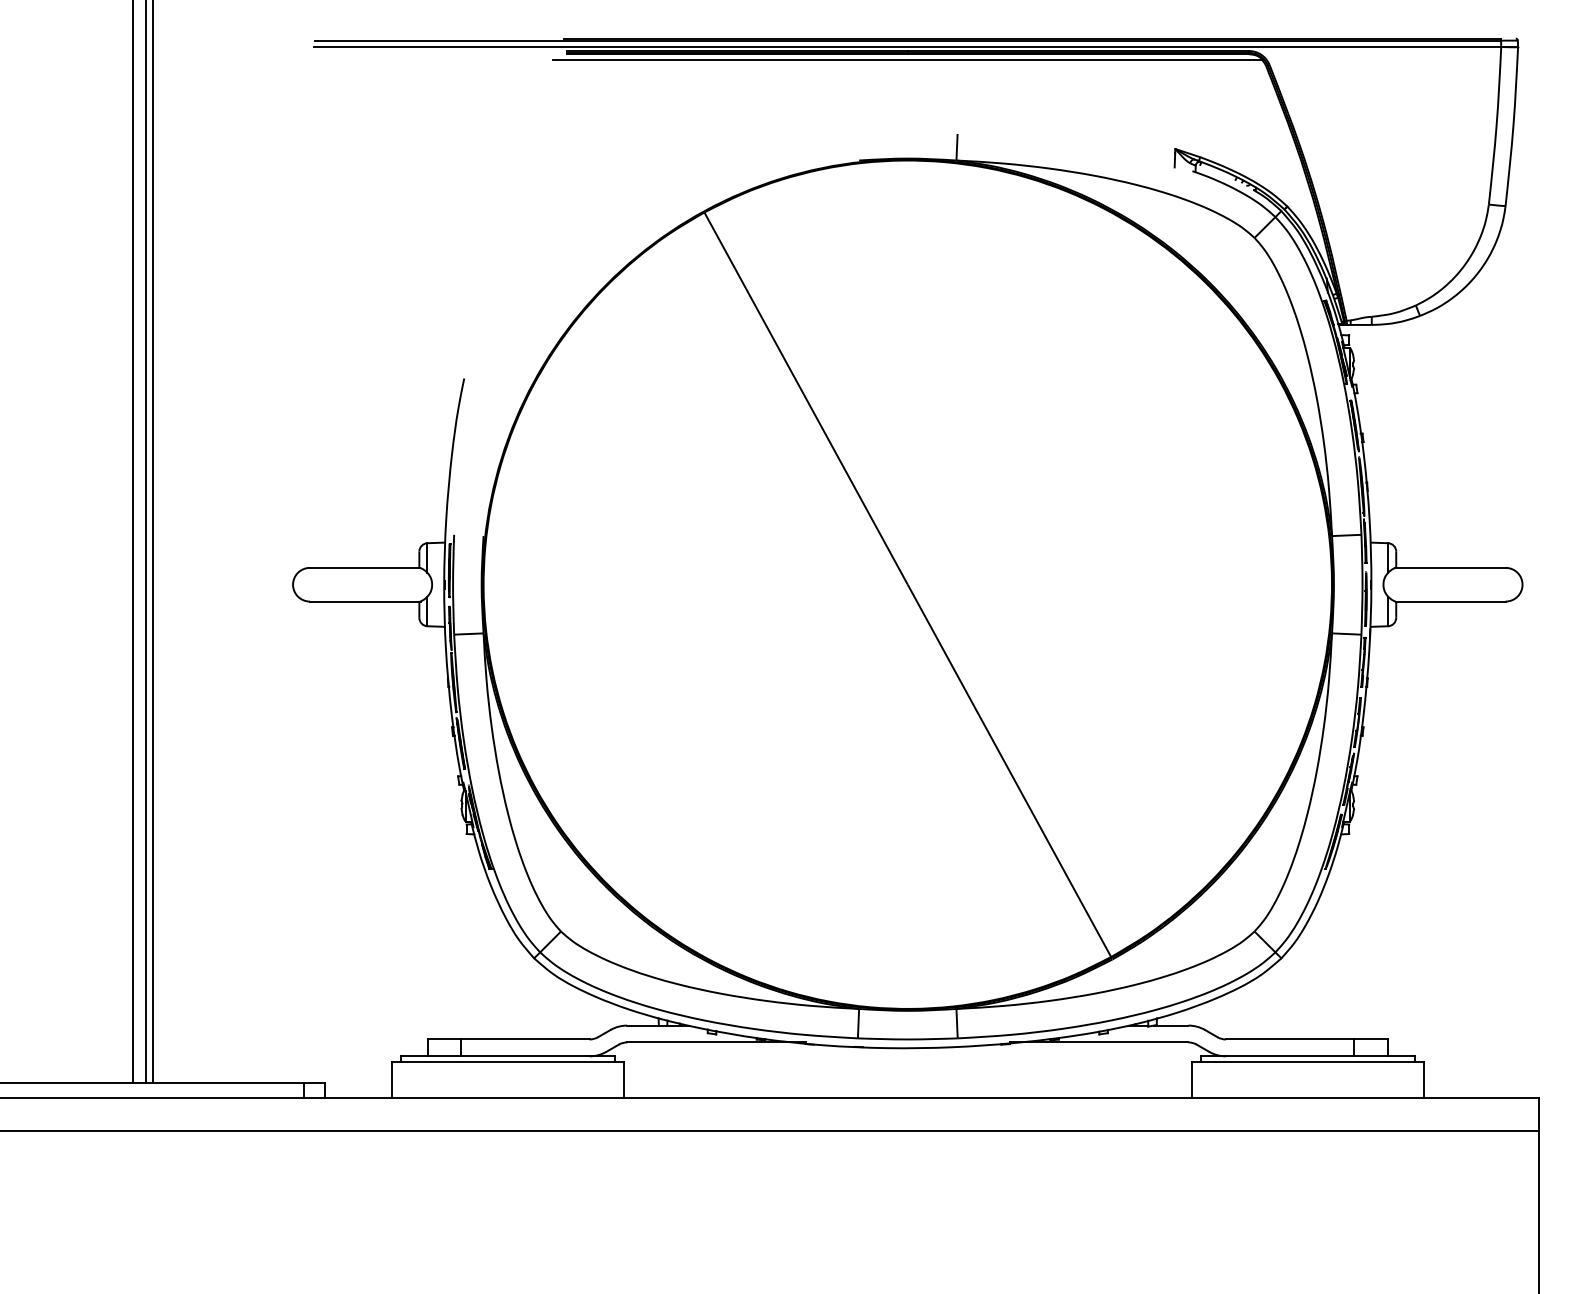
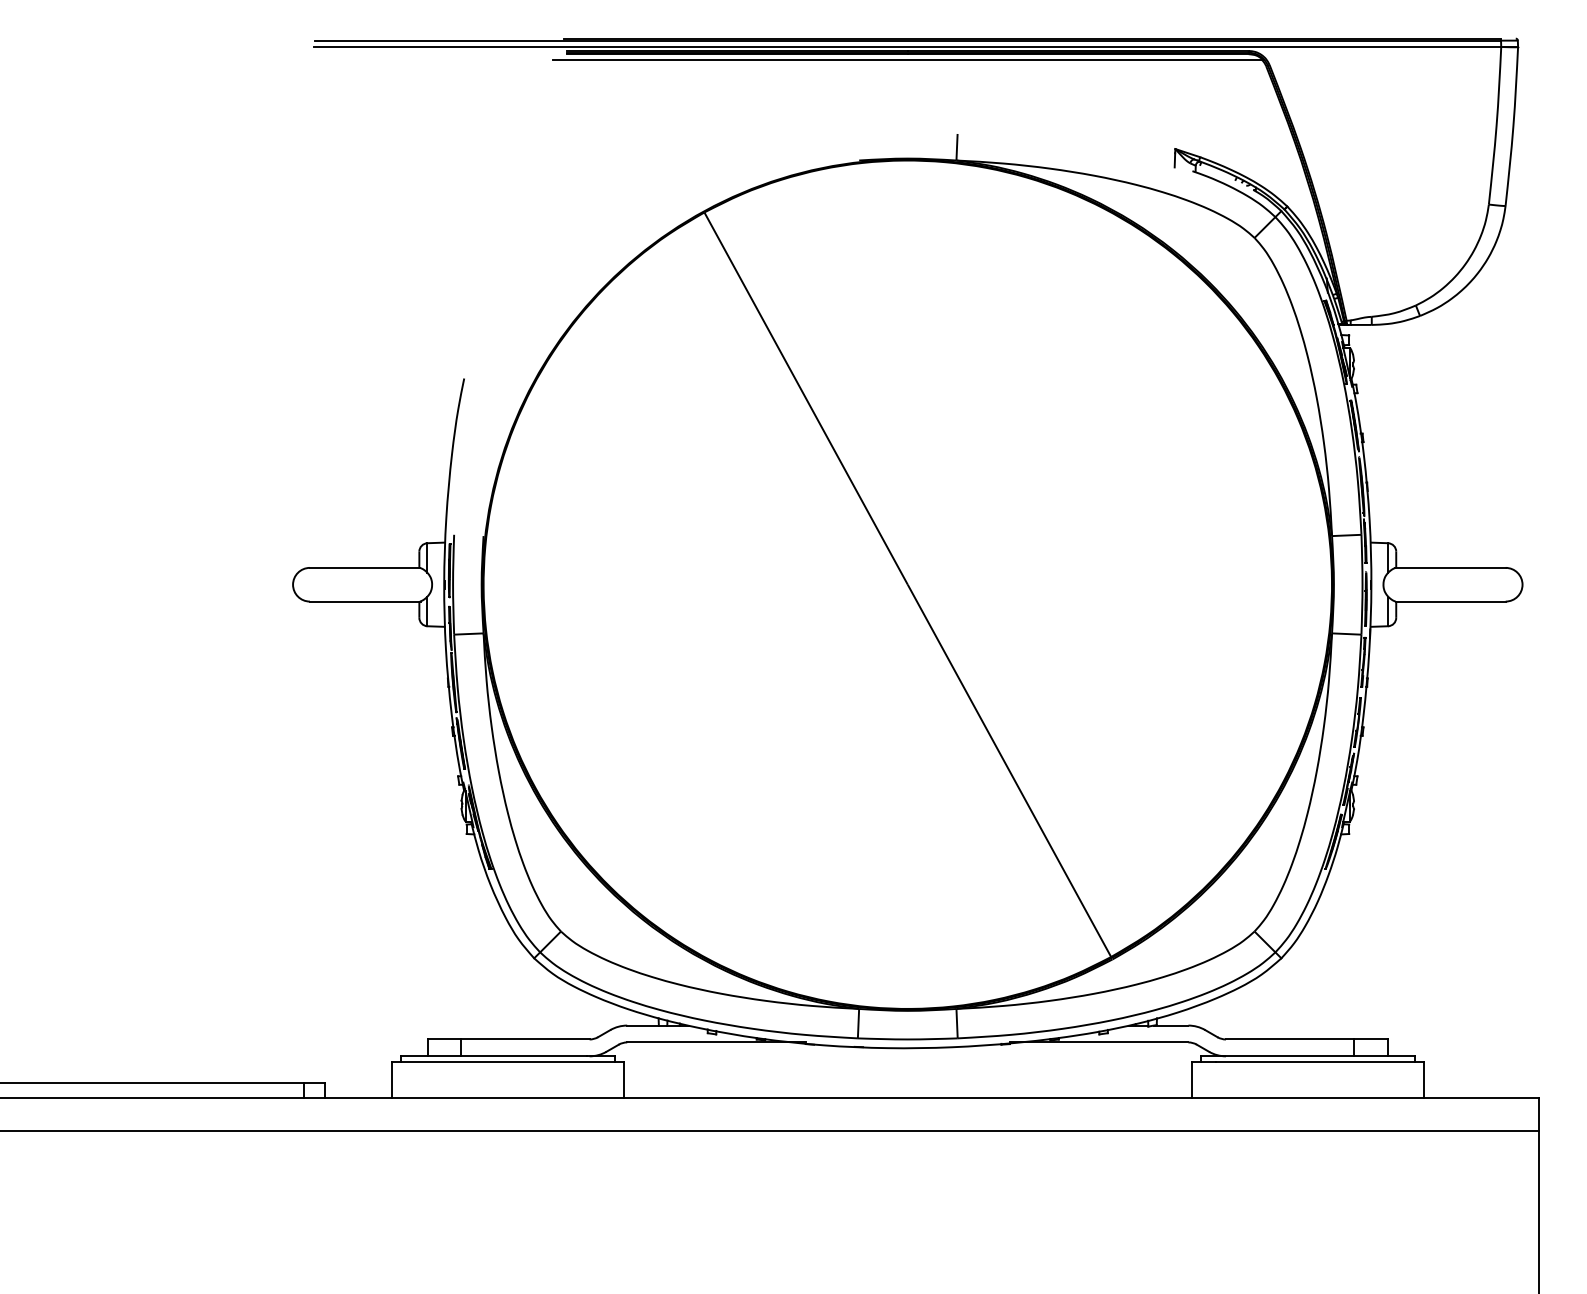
line: present -> none (132, 542)
line: present -> none (145, 542)
line: present -> none (153, 542)
